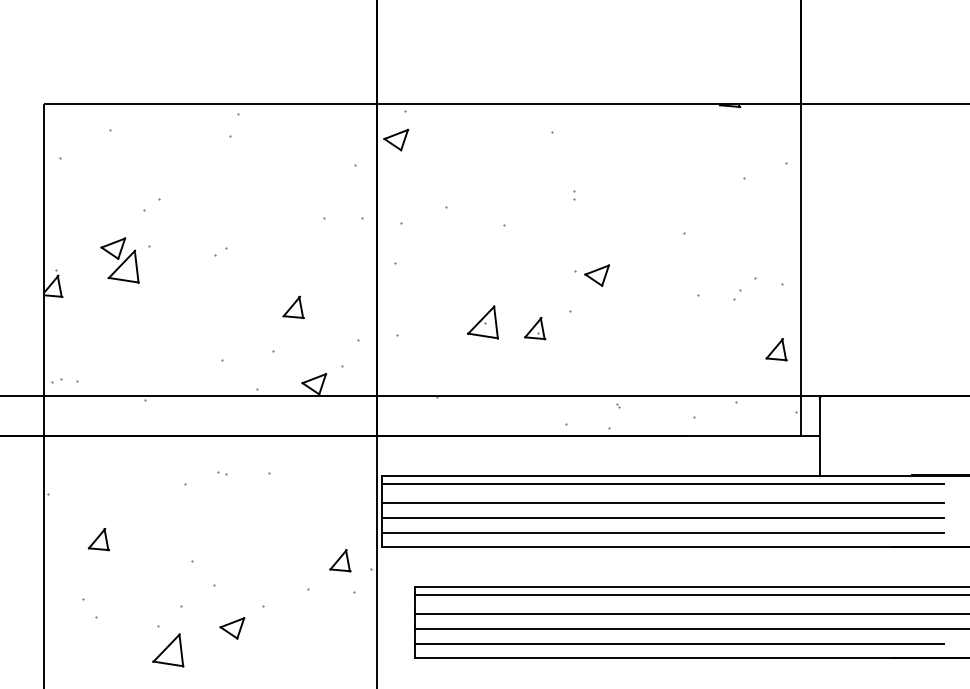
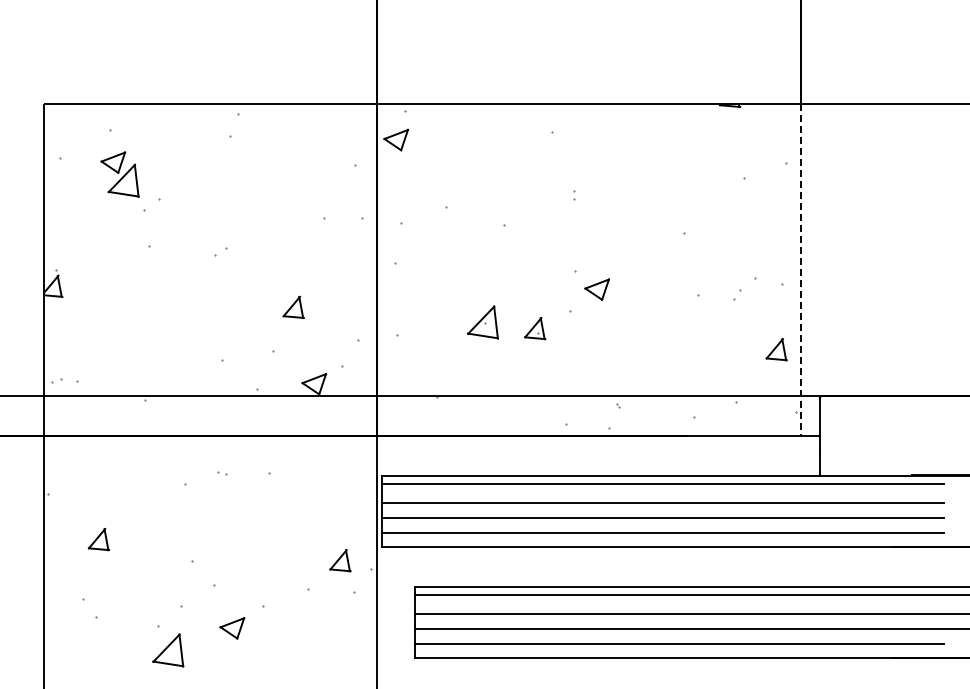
part position: (119, 260) -> (119, 174) (119, 174)
line: solid -> dashed (801, 270)
part position: (596, 275) -> (596, 289) (596, 289)
